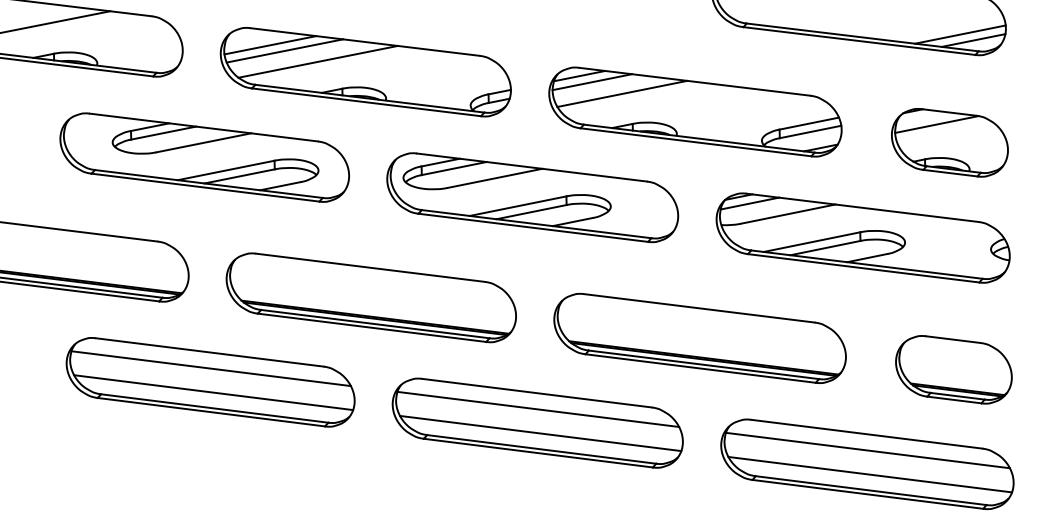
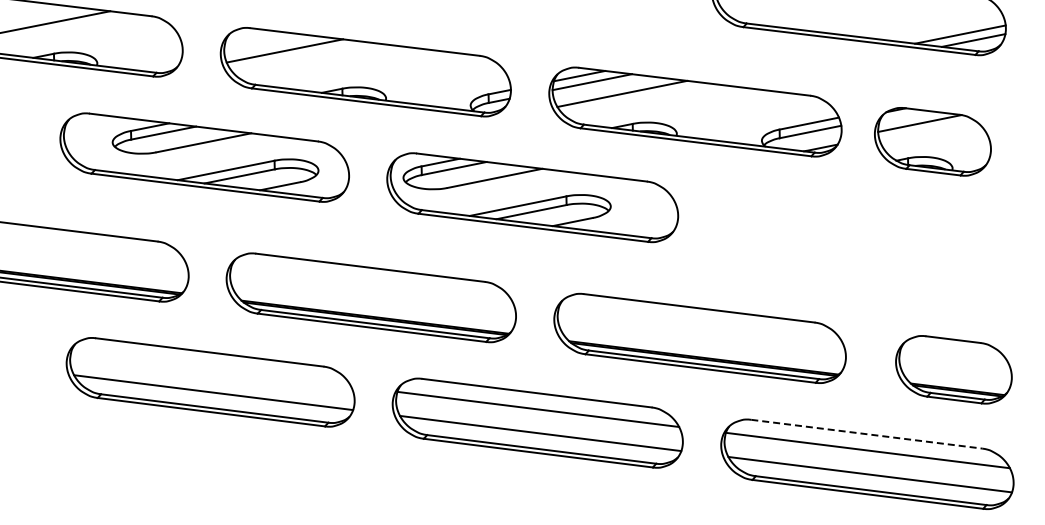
line: present -> none (270, 45)
line: present -> none (317, 61)
part position: (949, 142) -> (932, 141) (932, 141)
part: present -> none (862, 237)
line: present -> none (210, 368)
line: solid -> dashed (867, 434)
